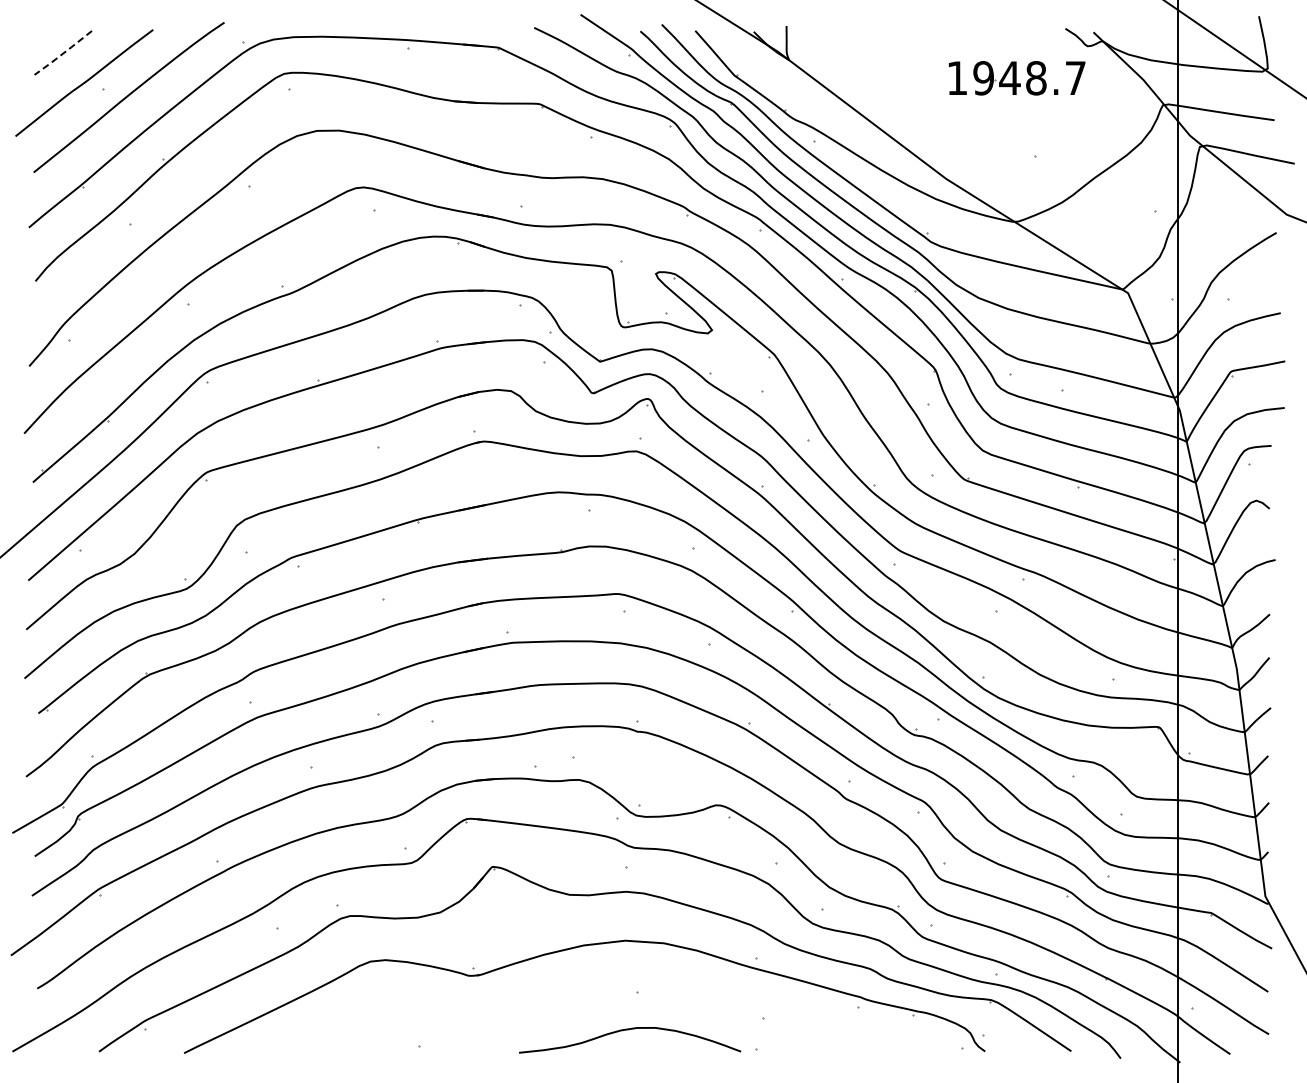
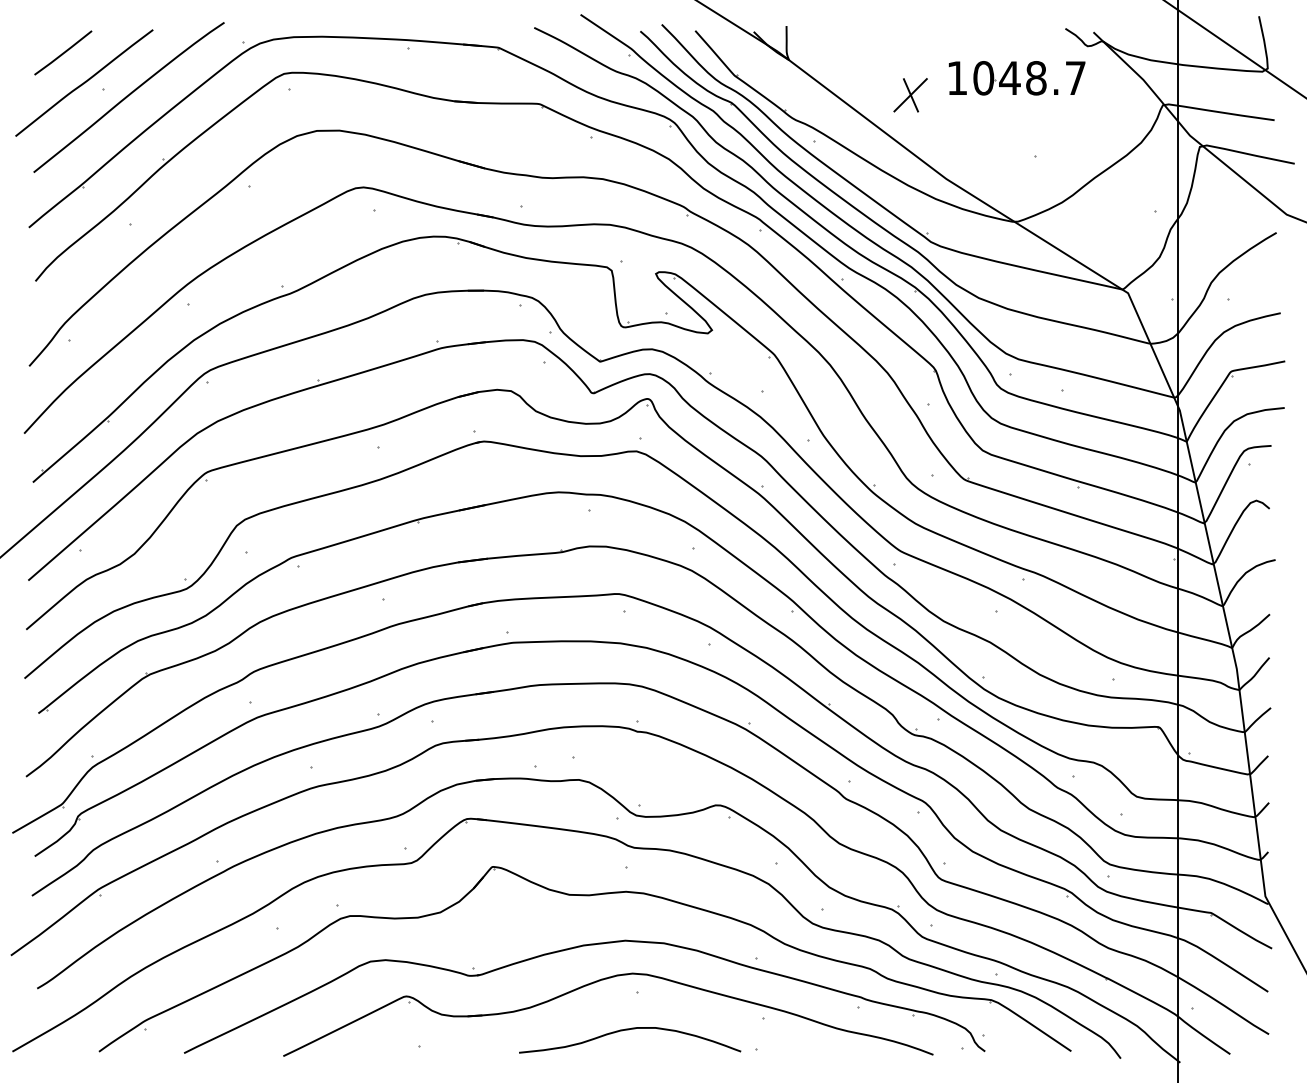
line: dashed -> solid (63, 53)
text: 1948.7 -> 1048.7 (983, 78)
part: none -> present (910, 95)
part: none -> present (597, 982)
